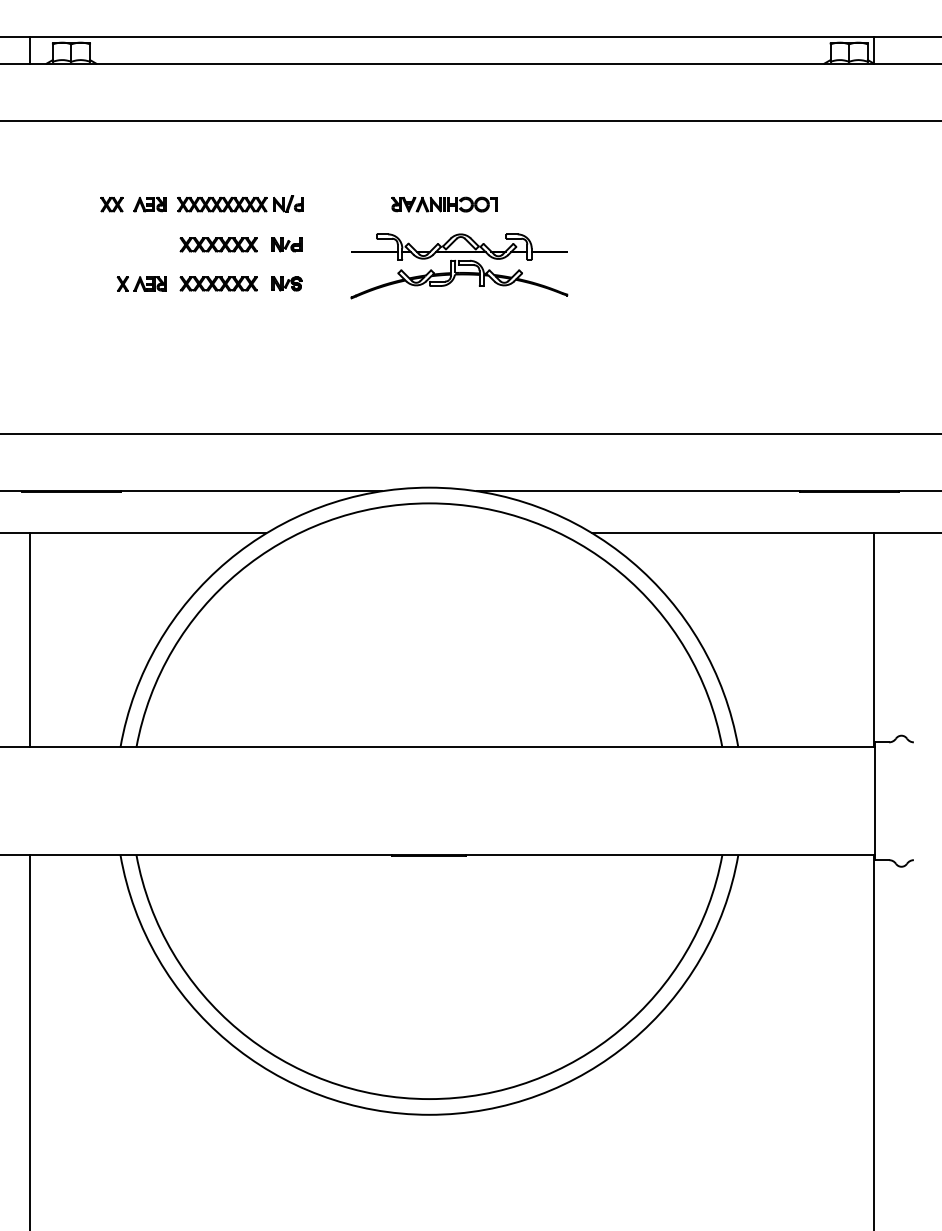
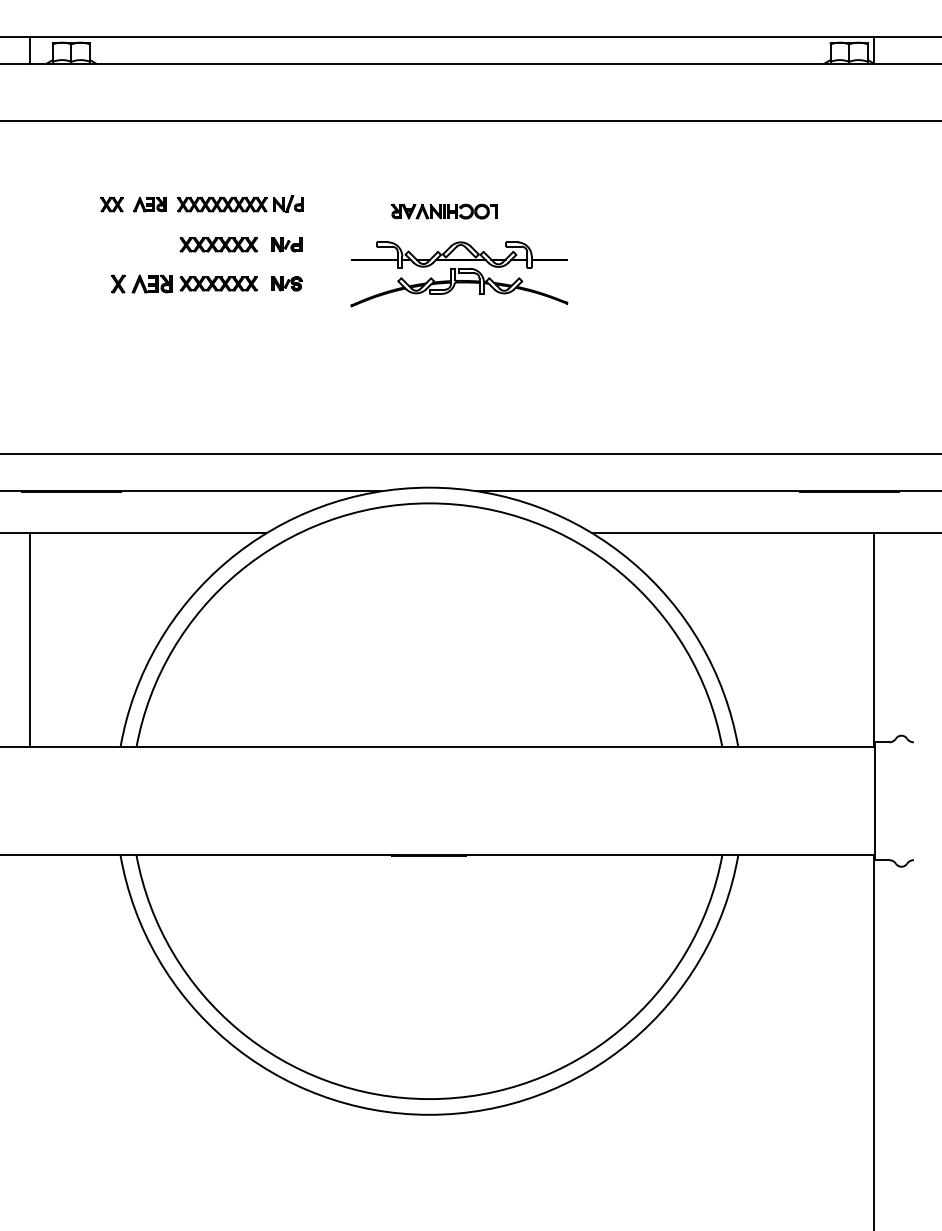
part position: (444, 204) -> (444, 211) (444, 211)
part position: (459, 266) -> (459, 274) (459, 274)
part size: 51x16 px -> 62x20 px (141, 283)
line position: (470, 433) -> (470, 453) (470, 453)
line: present -> none (29, 1041)
